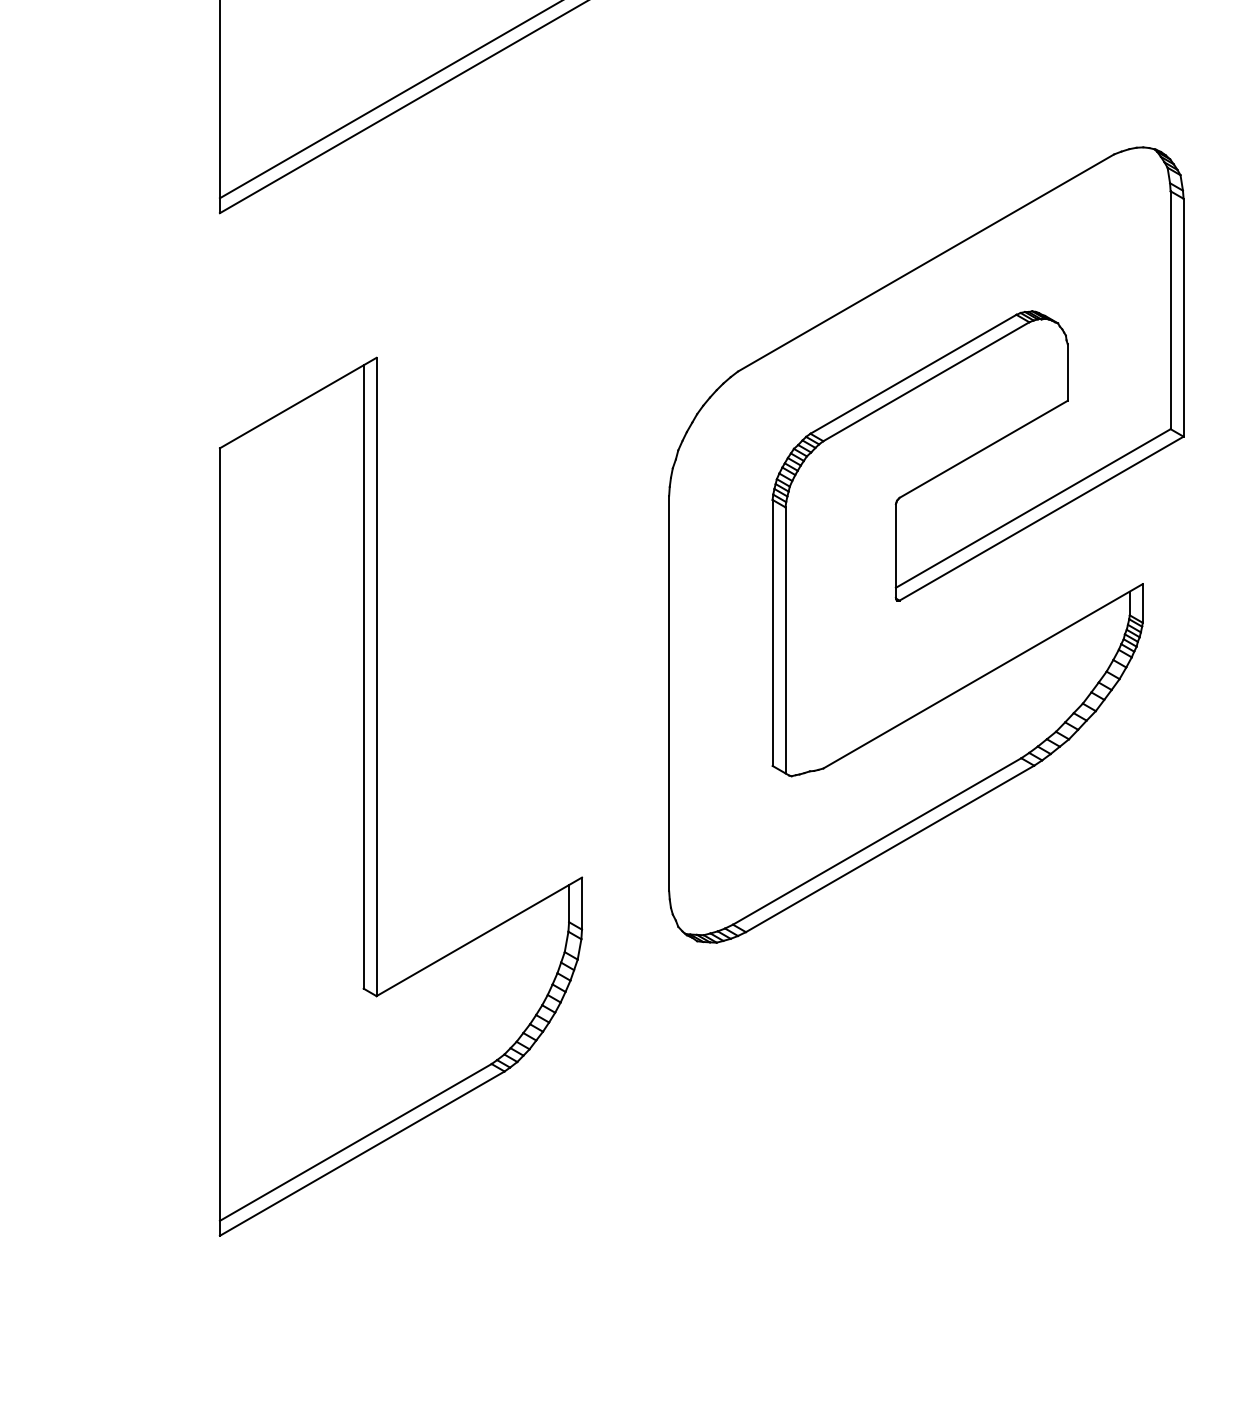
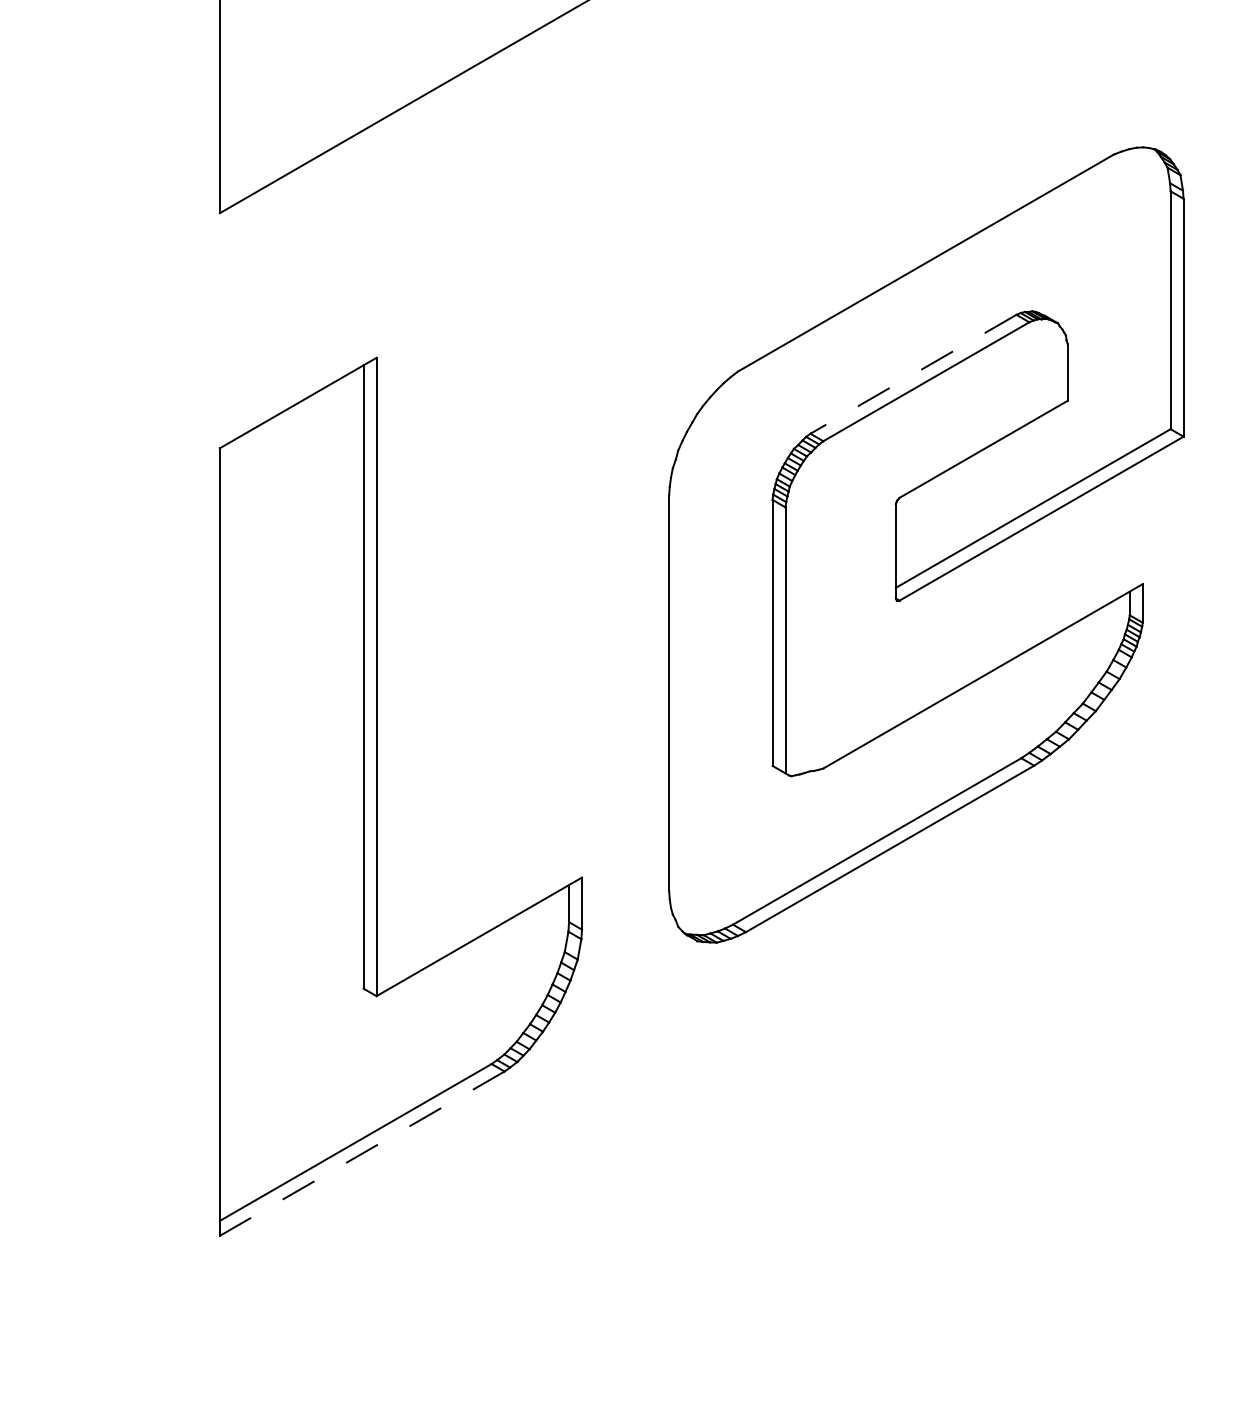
line: present -> none (389, 100)
line: solid -> dashed (913, 374)
line: solid -> dashed (361, 1153)
